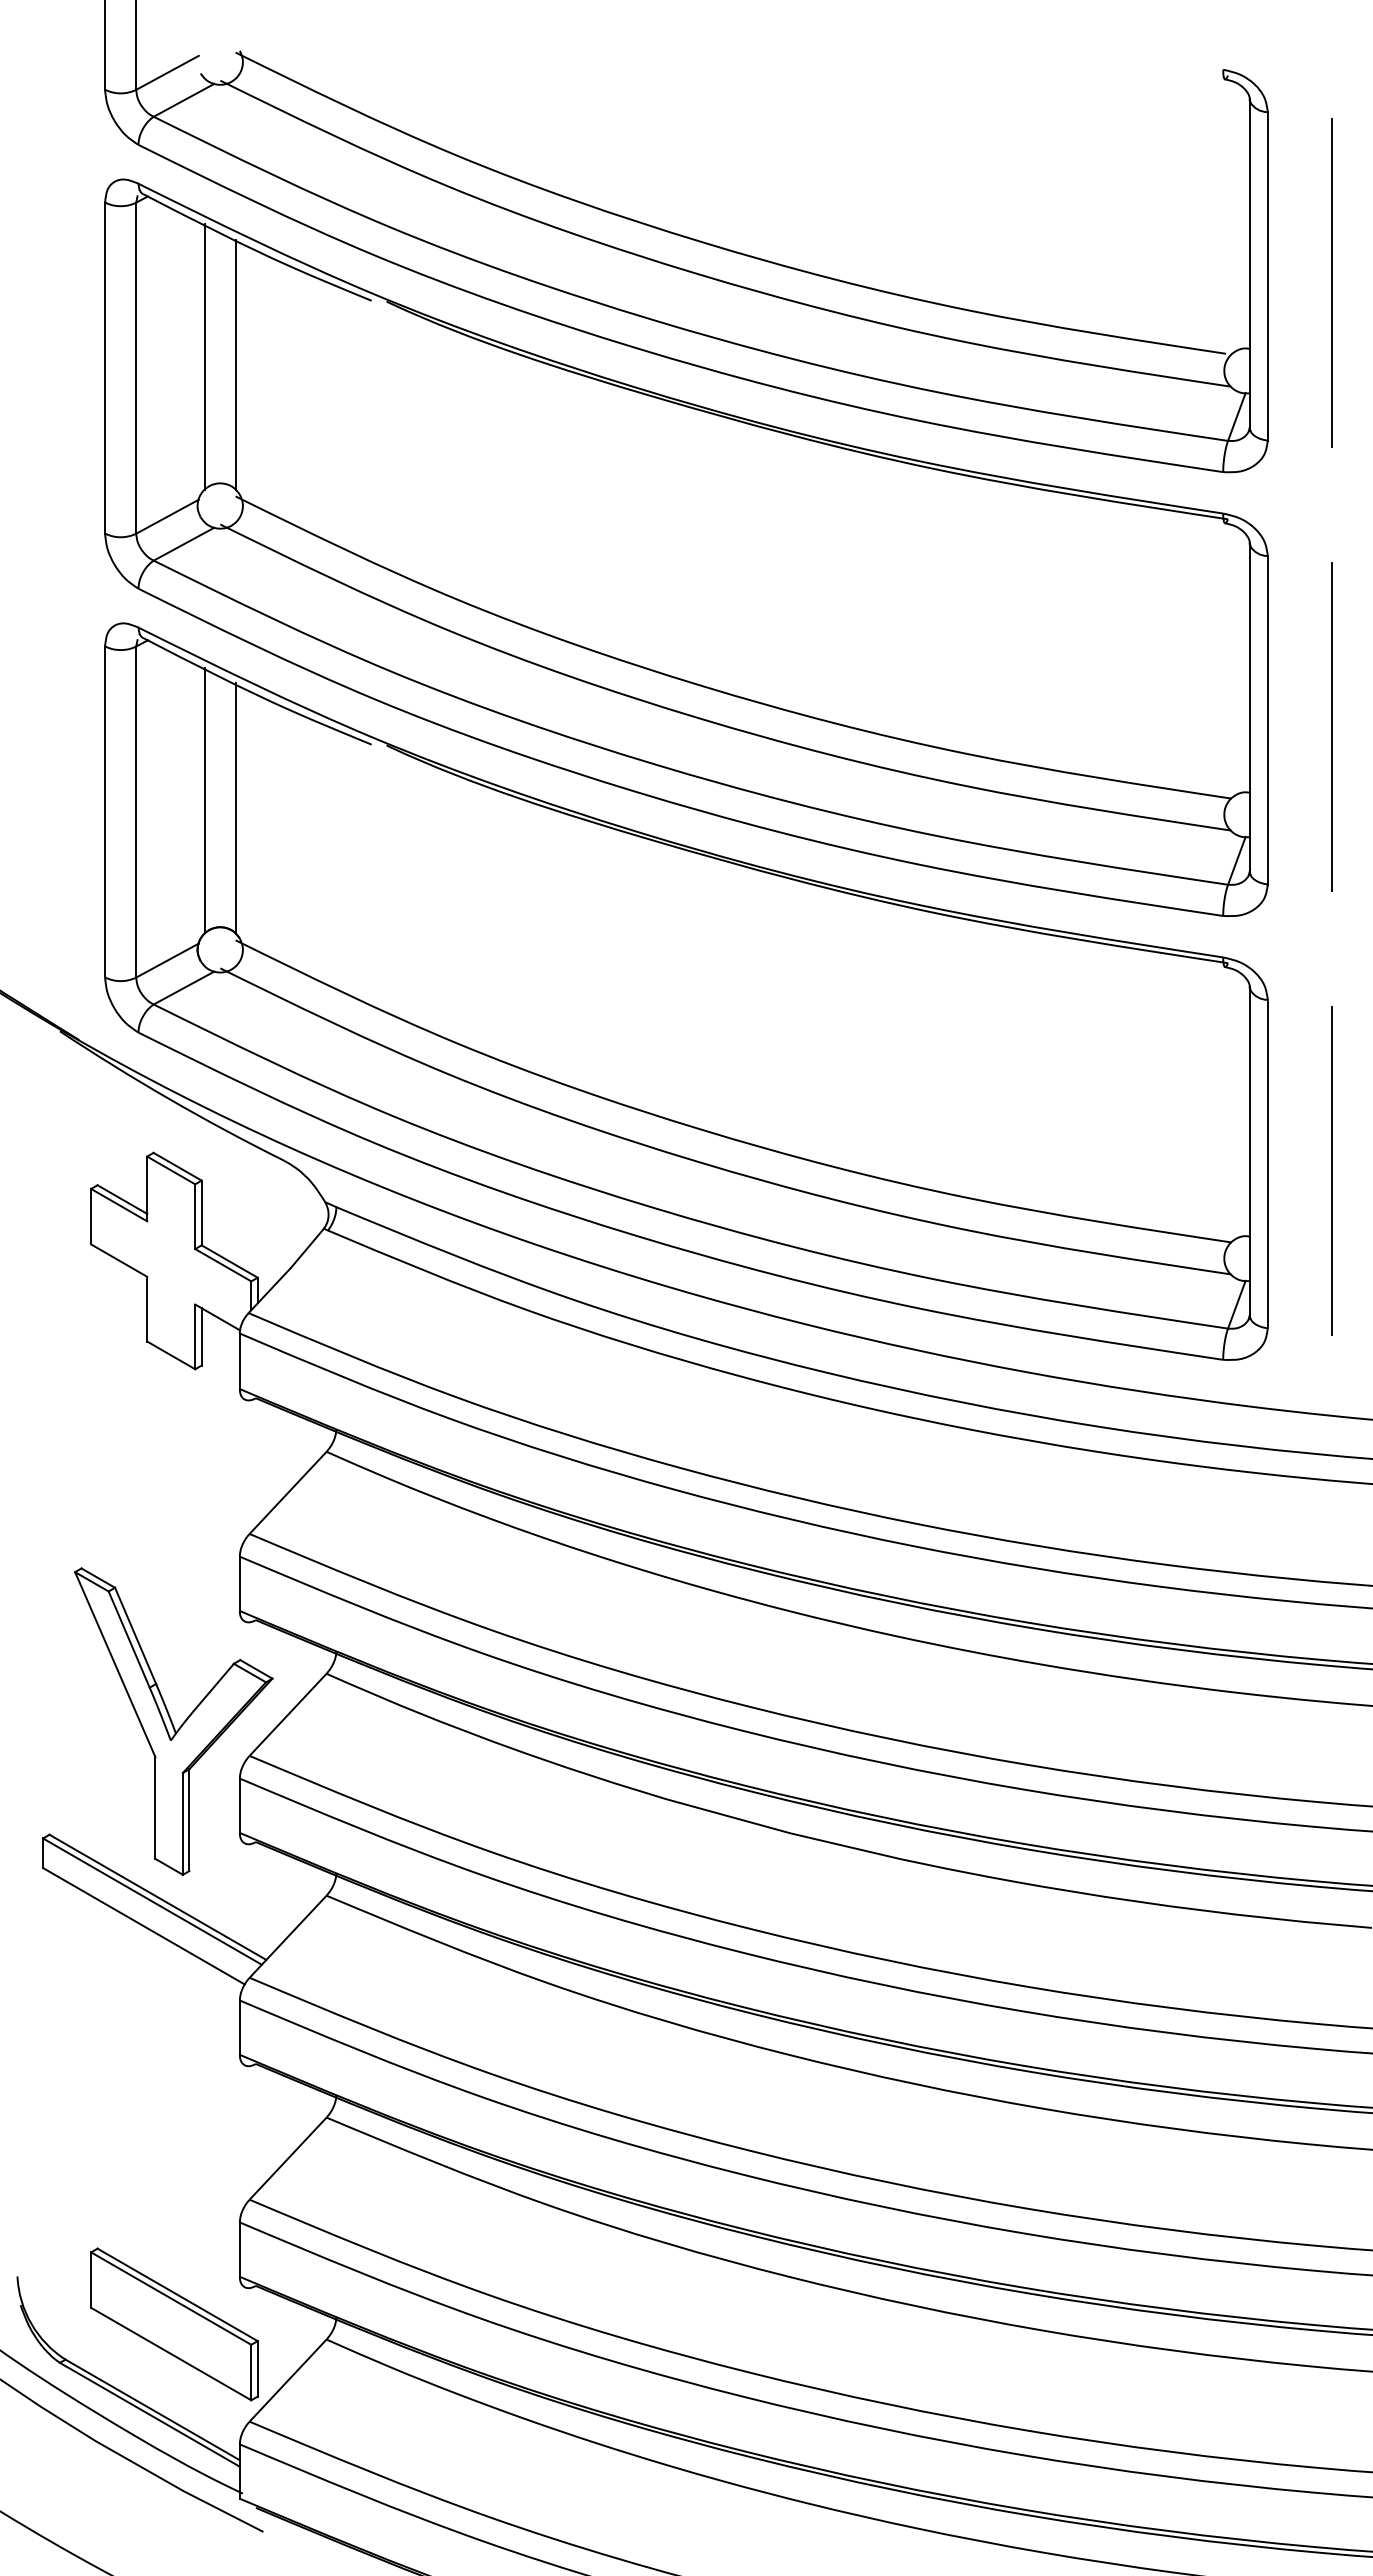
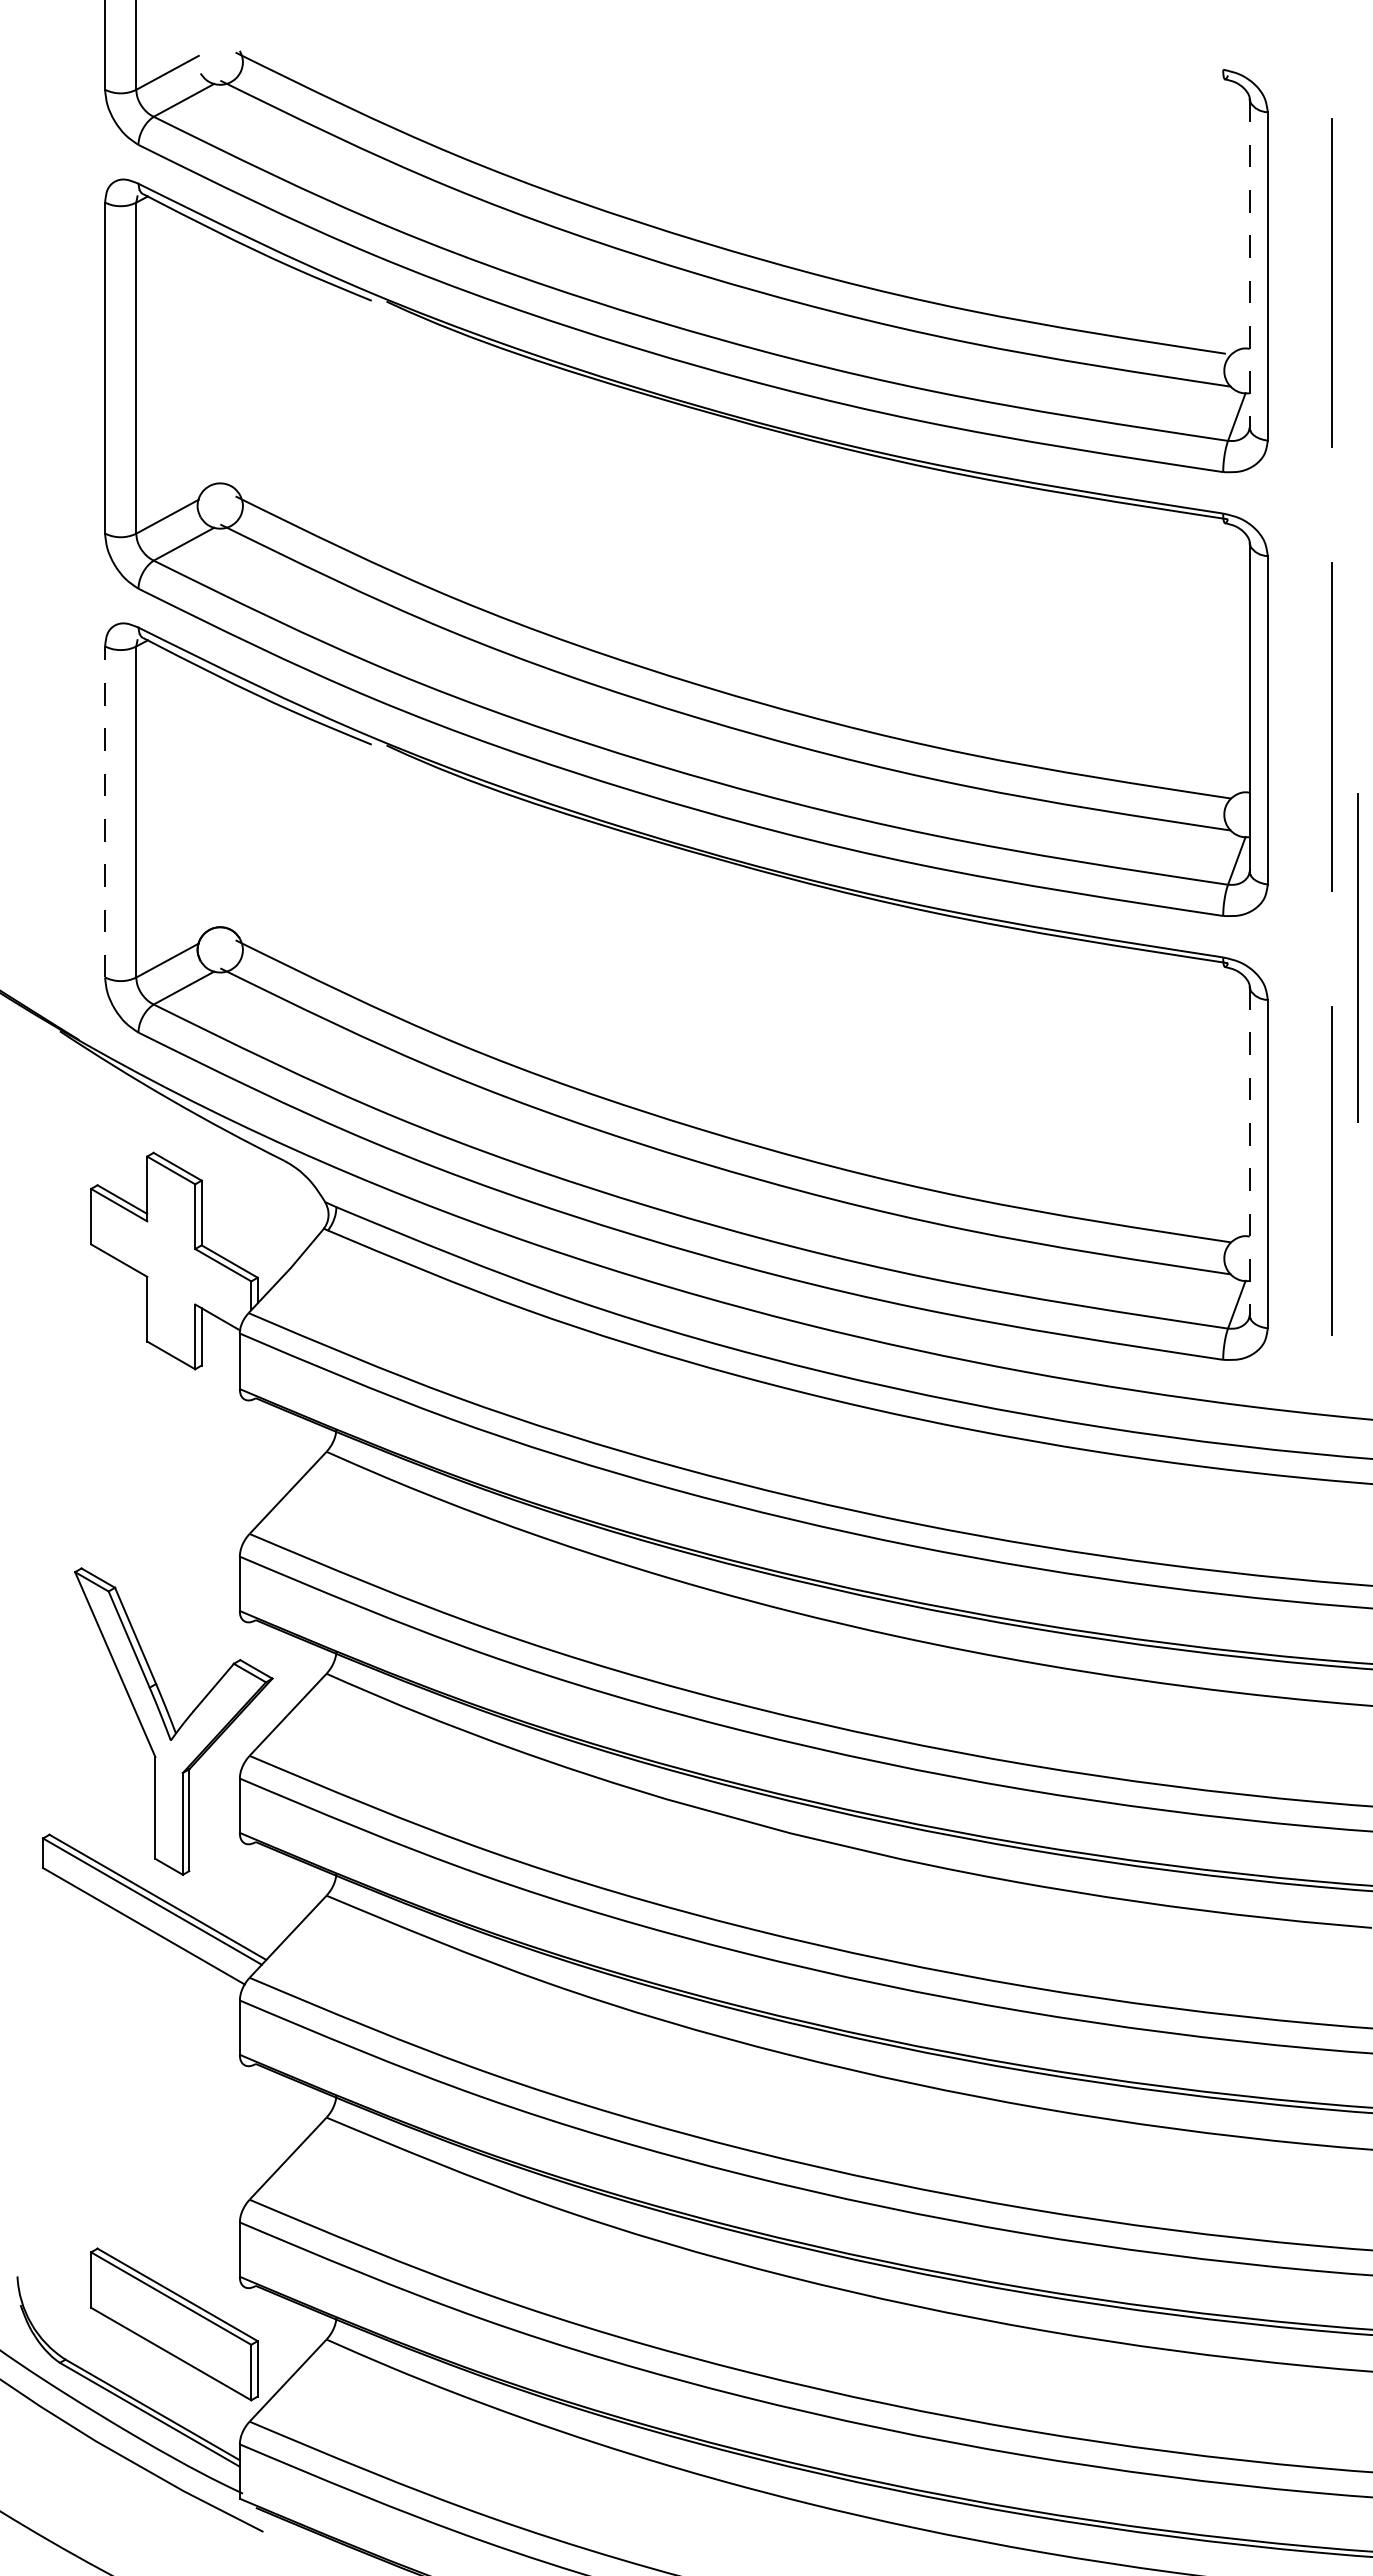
line: solid -> dashed (1249, 264)
line: present -> none (204, 356)
line: present -> none (235, 364)
line: present -> none (204, 800)
line: present -> none (235, 808)
line: solid -> dashed (105, 811)
line: none -> present (1357, 957)
line: solid -> dashed (1249, 1151)
